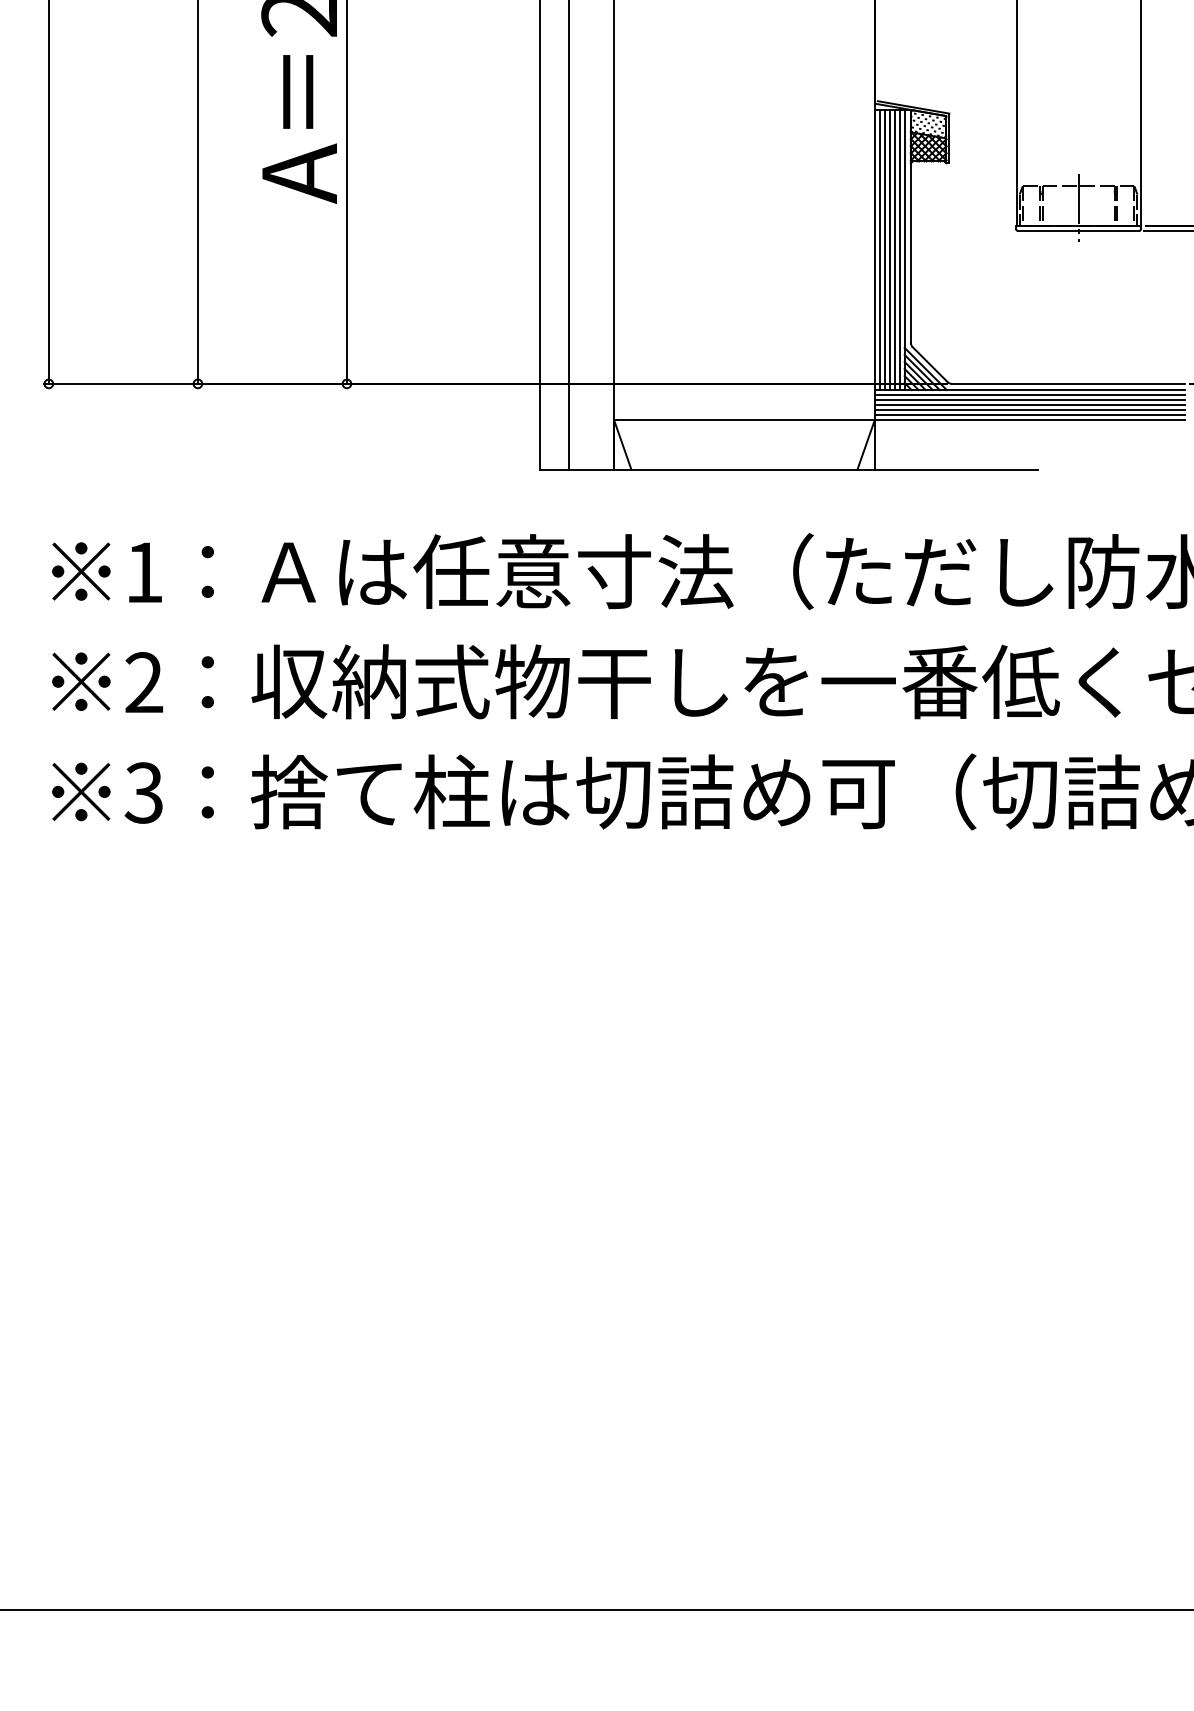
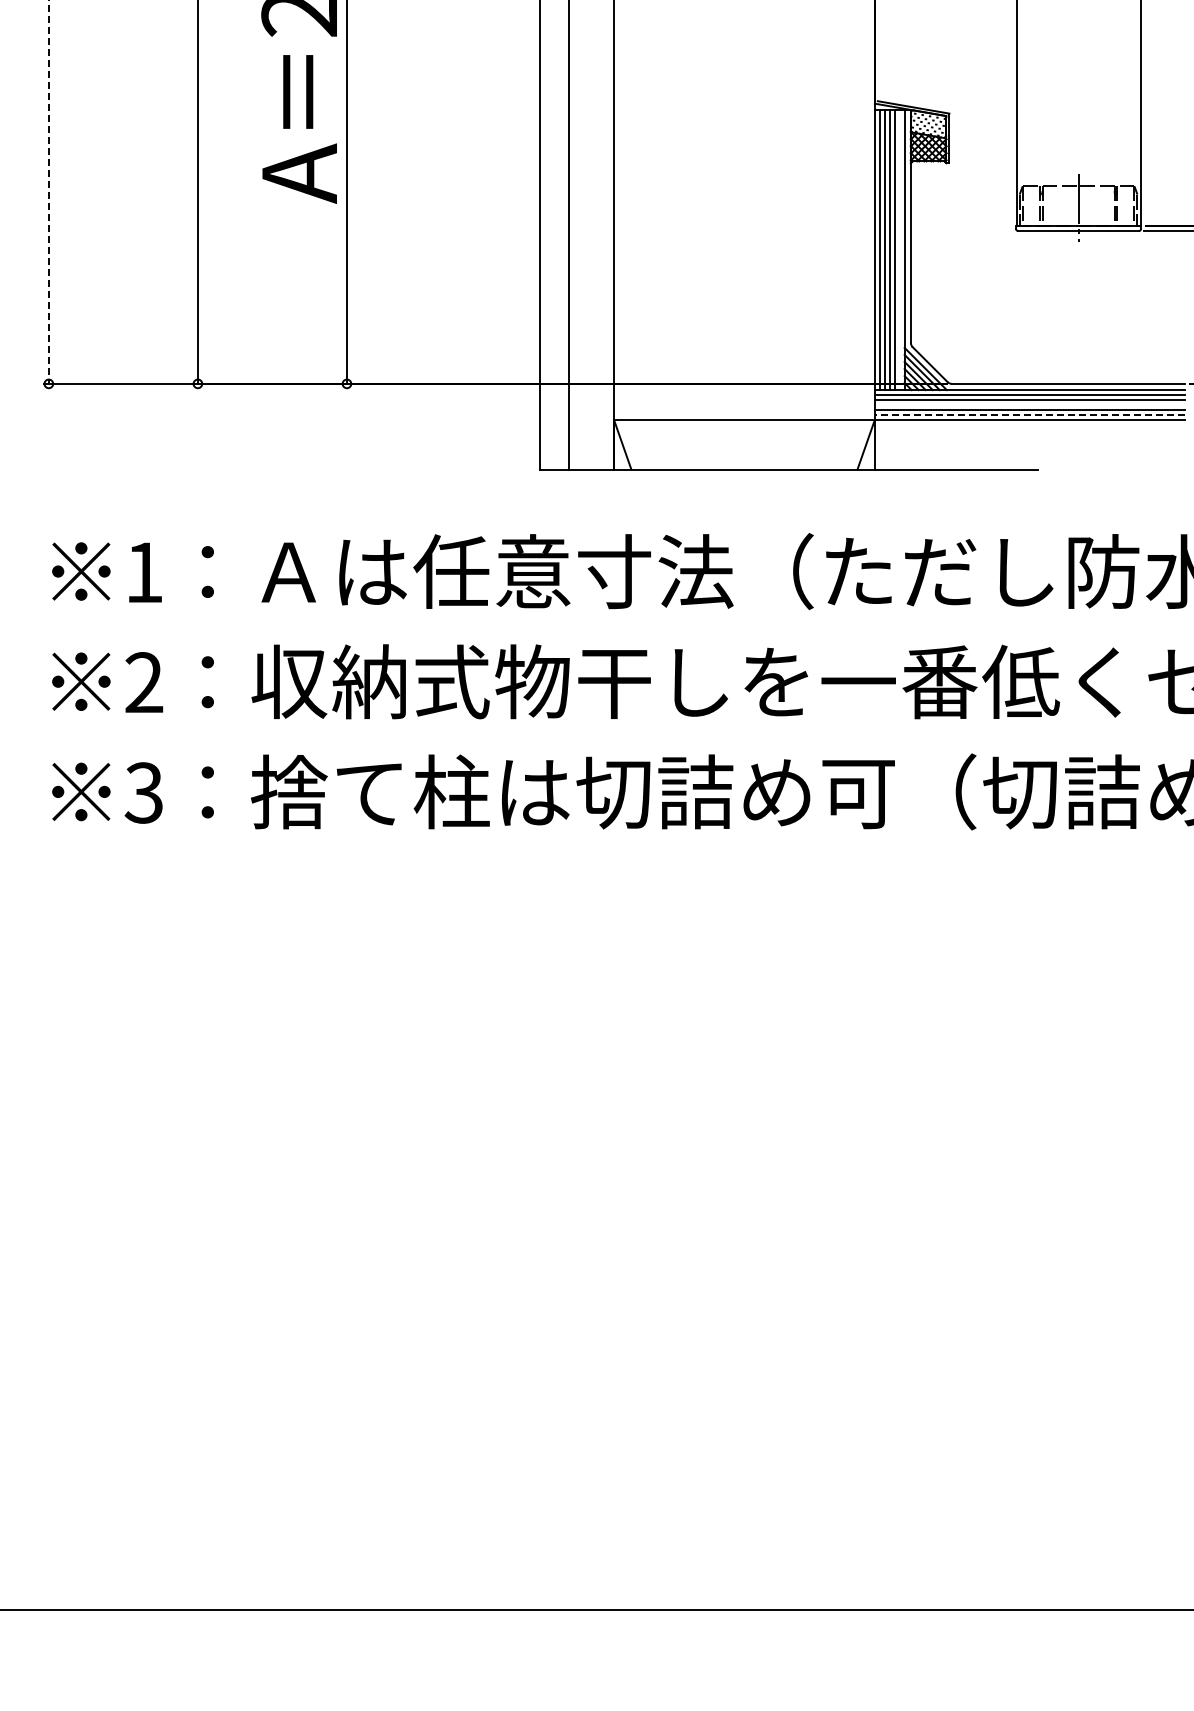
line: solid -> dashed (48, 192)
line: present -> none (899, 249)
line: present -> none (1029, 405)
line: solid -> dashed (1029, 414)
